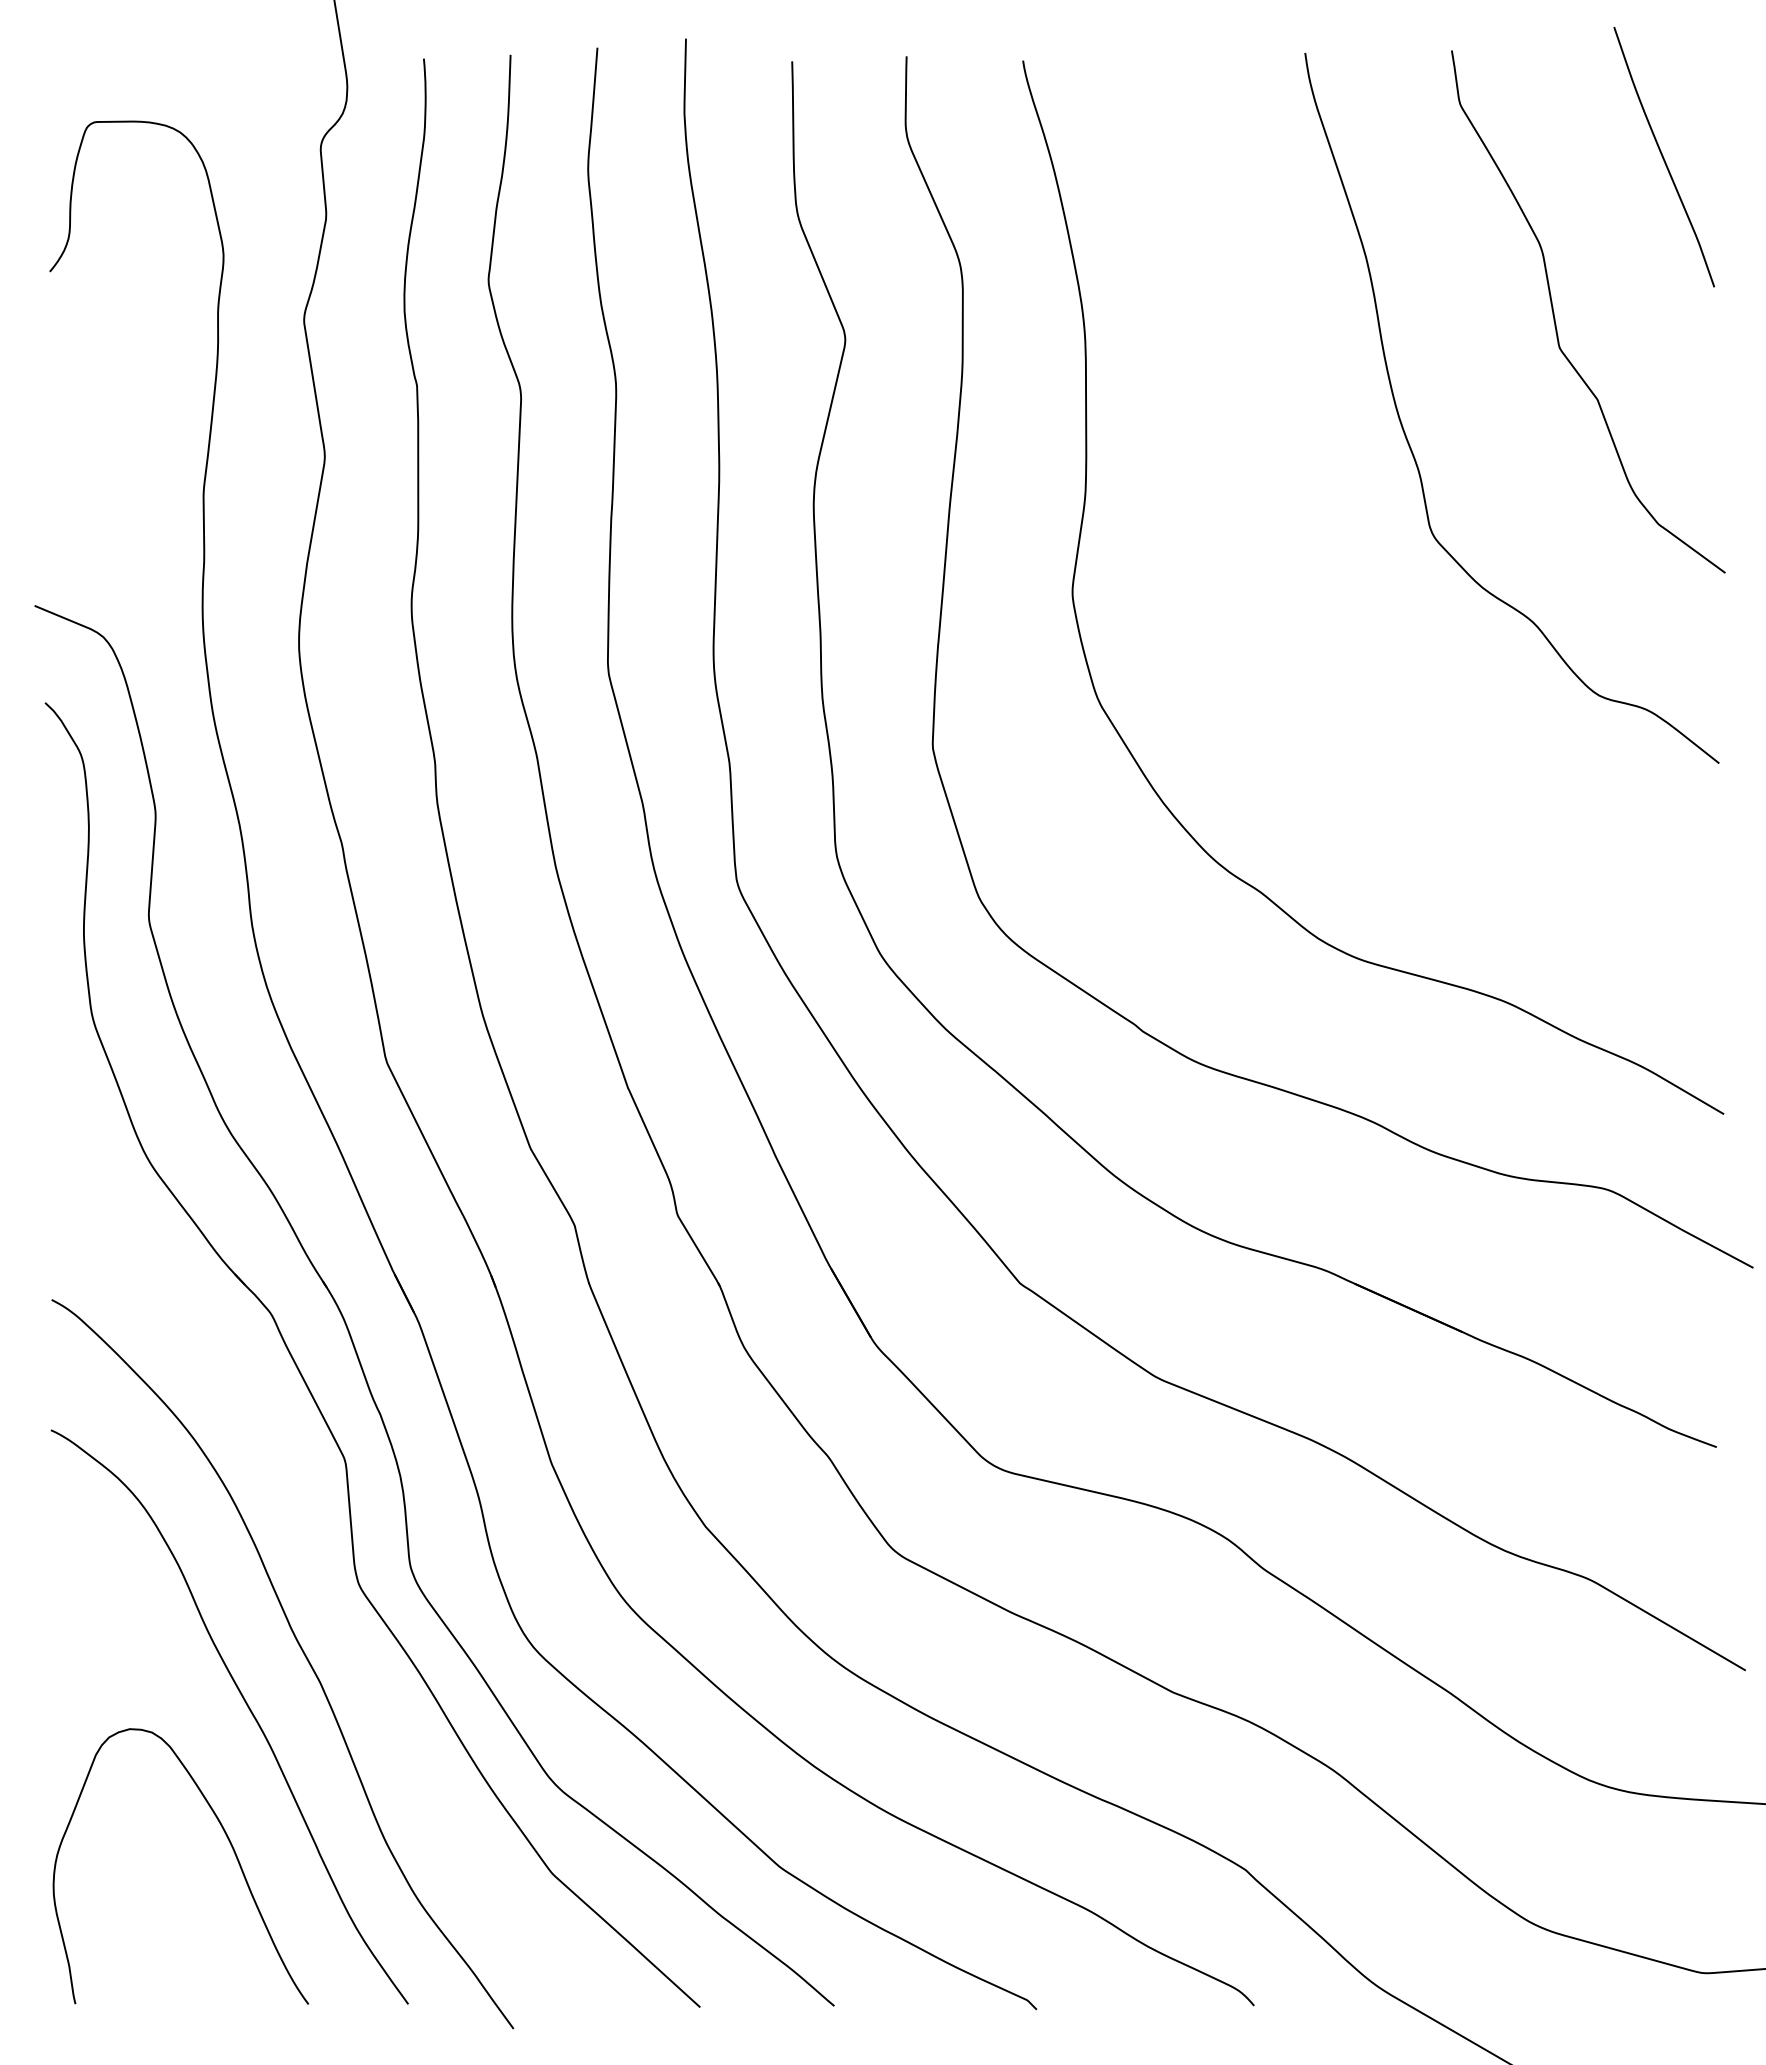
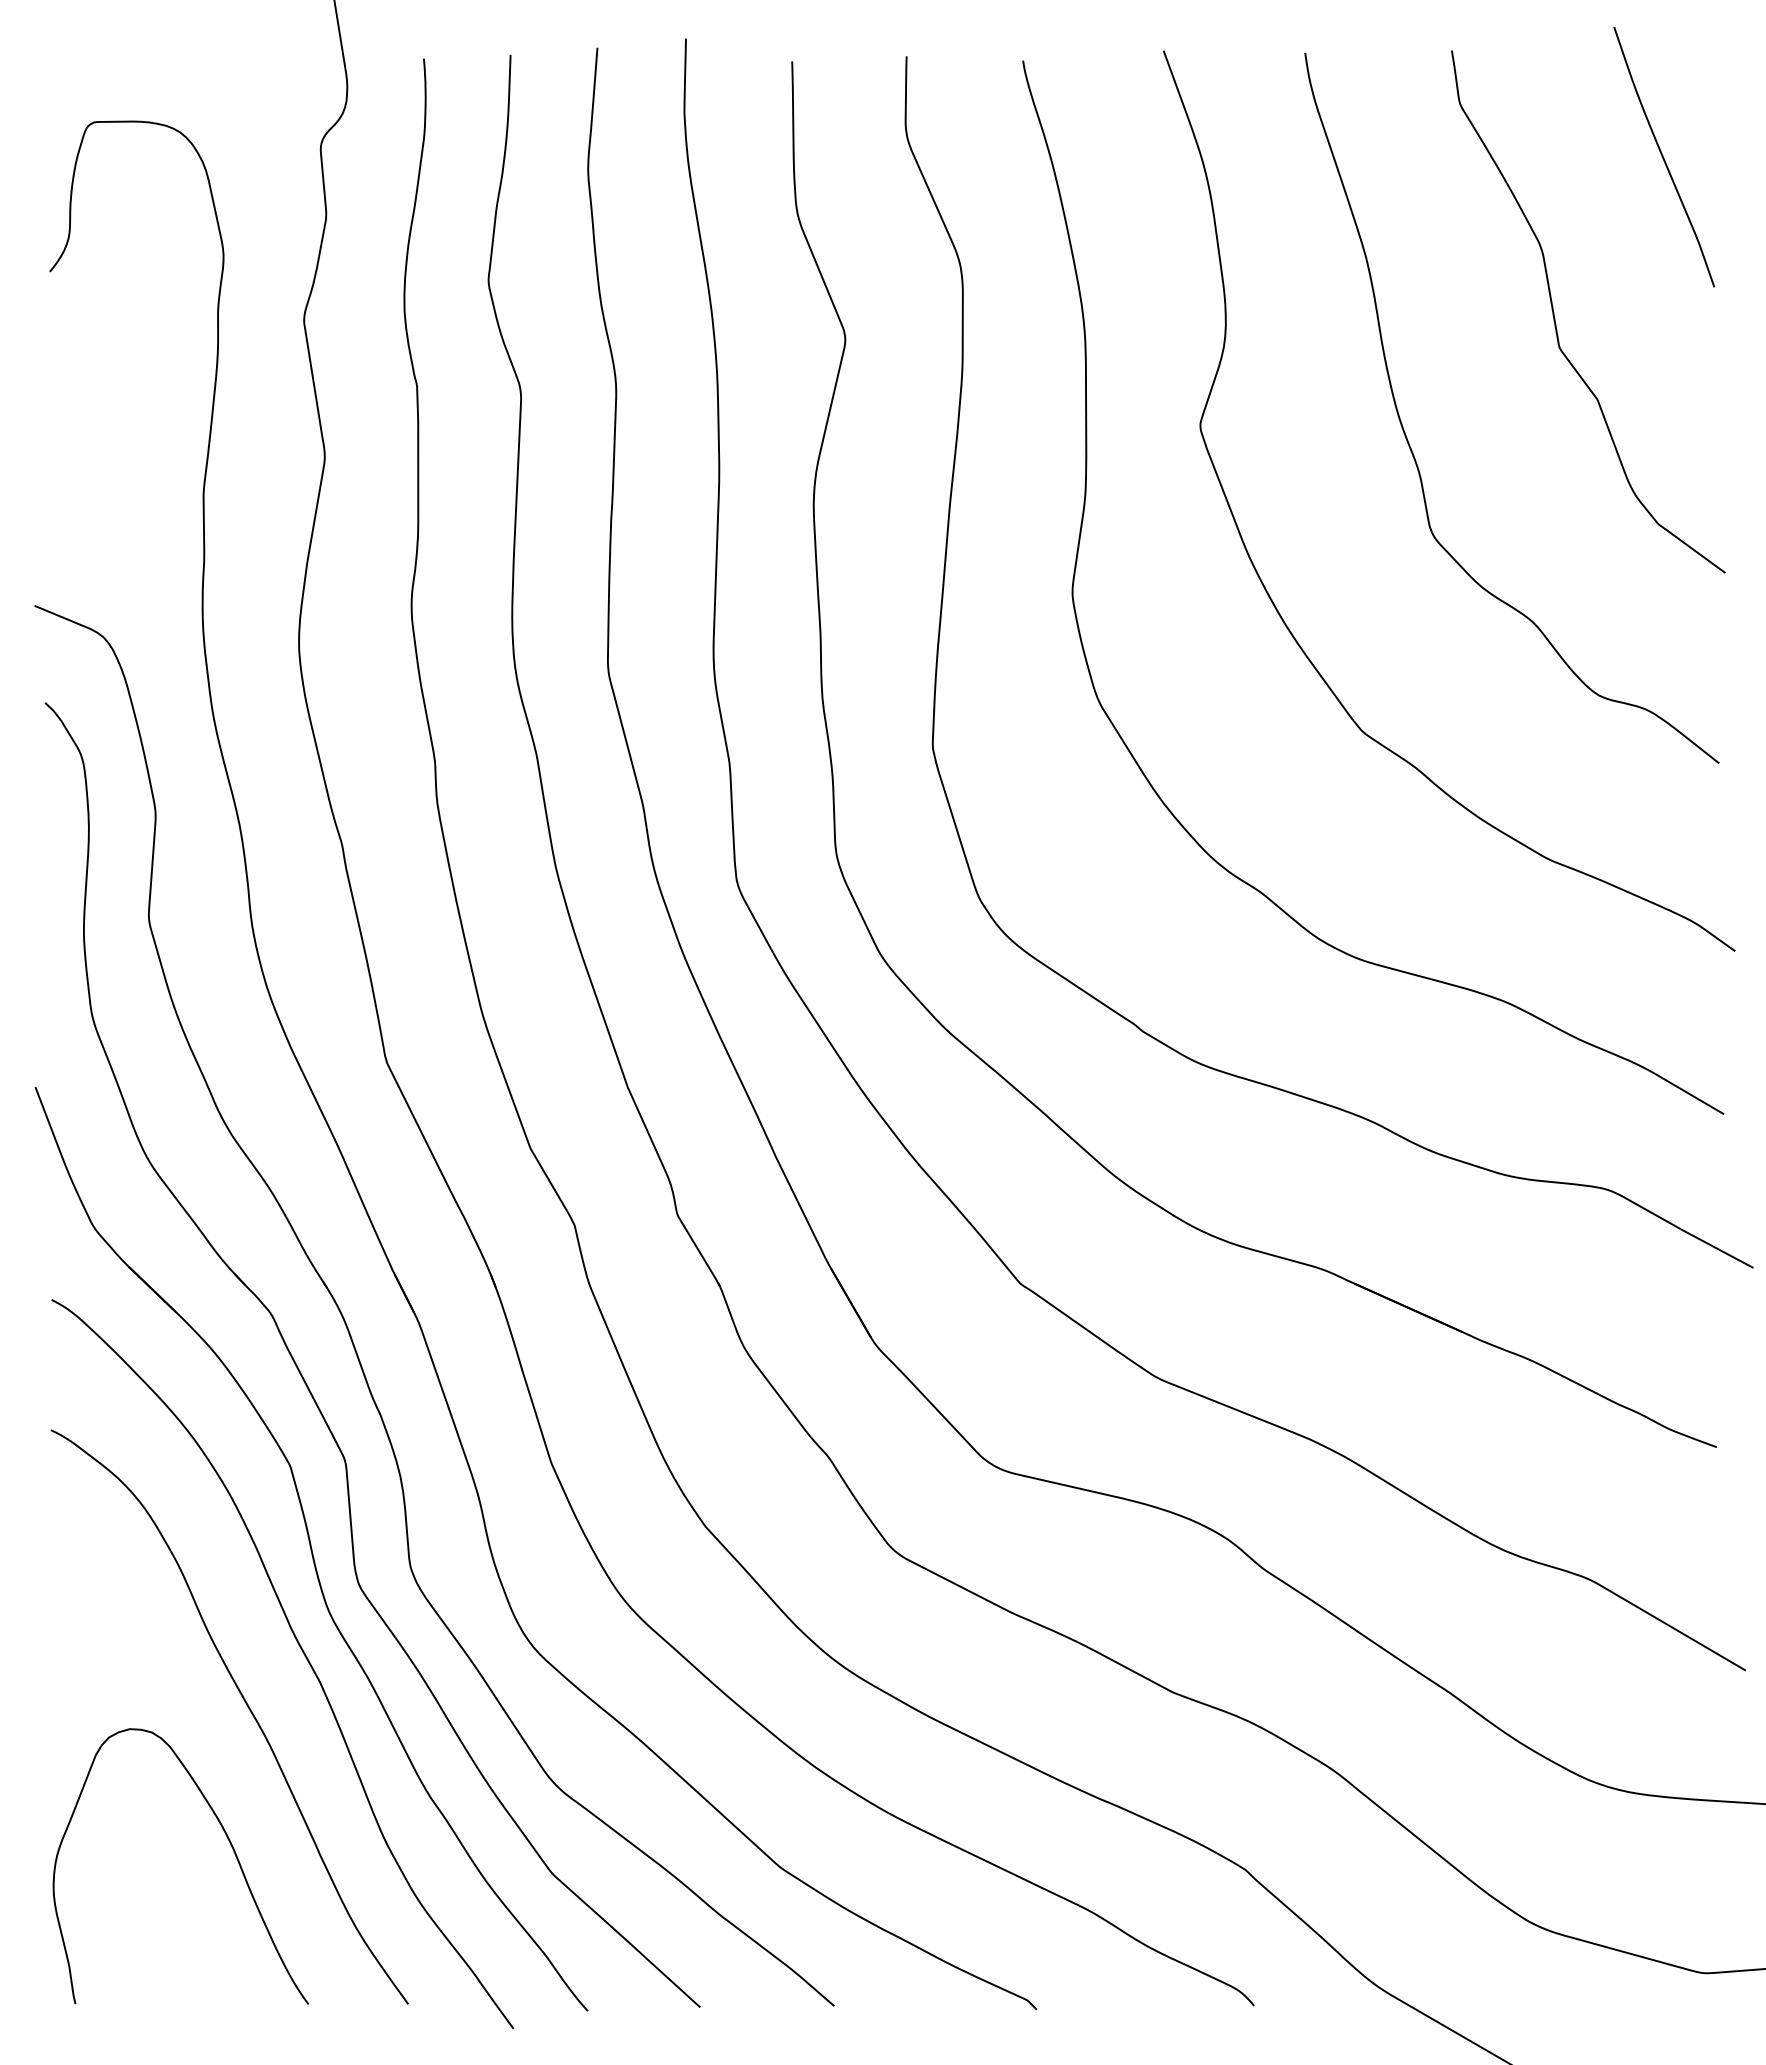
curve: none -> present (1272, 599)
part: none -> present (311, 1549)
